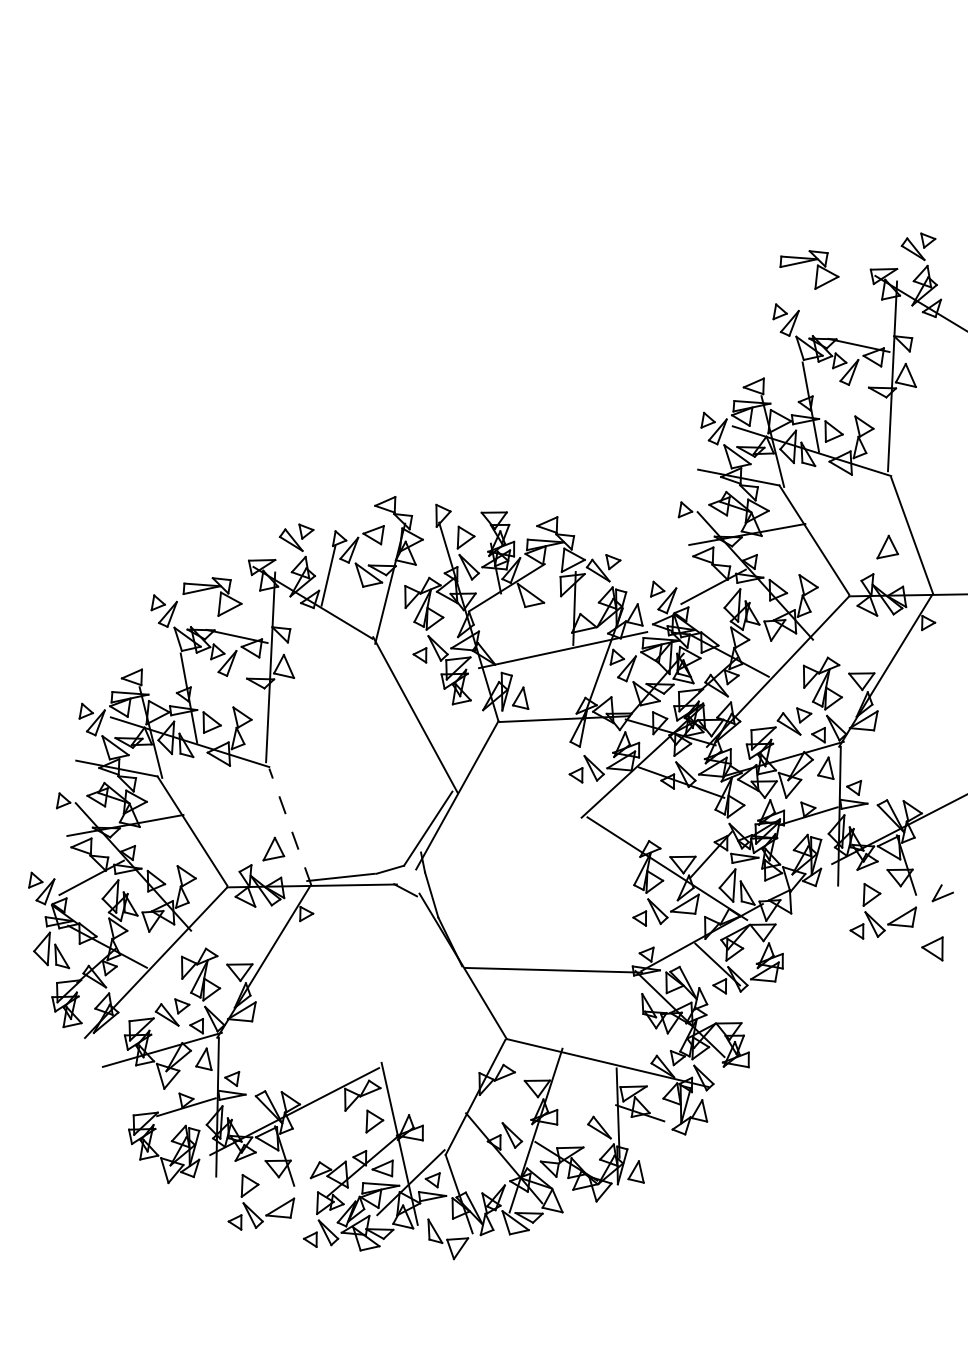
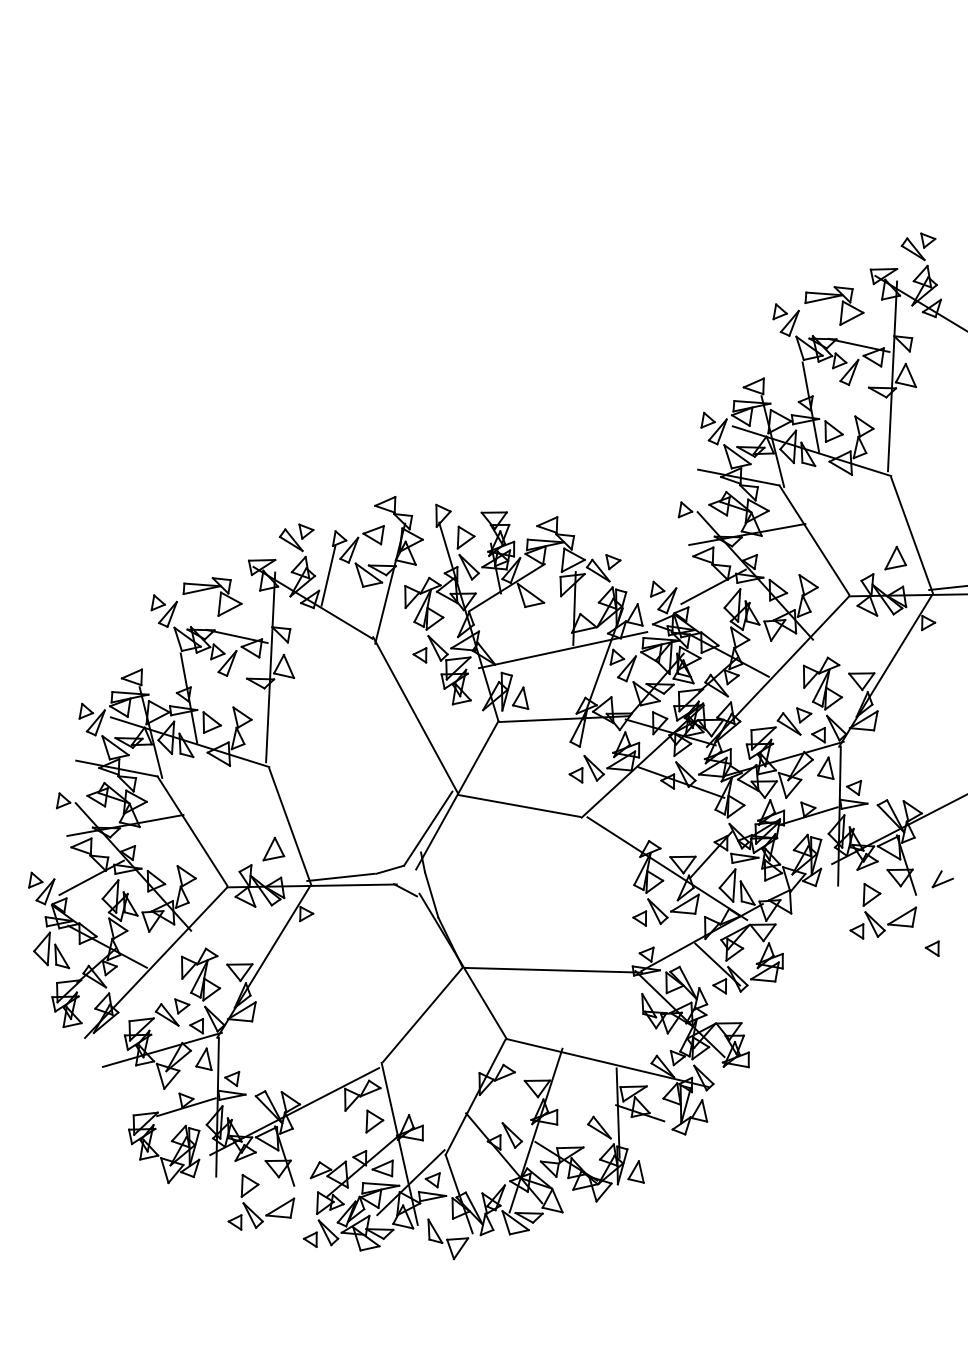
part position: (816, 269) -> (841, 305) (841, 305)
part position: (887, 546) -> (895, 557) (895, 557)
line: none -> present (946, 588)
line: none -> present (519, 805)
line: dashed -> solid (290, 826)
part position: (942, 893) -> (942, 879) (942, 879)
part size: 23x26 px -> 16x17 px (931, 948)
line: none -> present (422, 1014)
